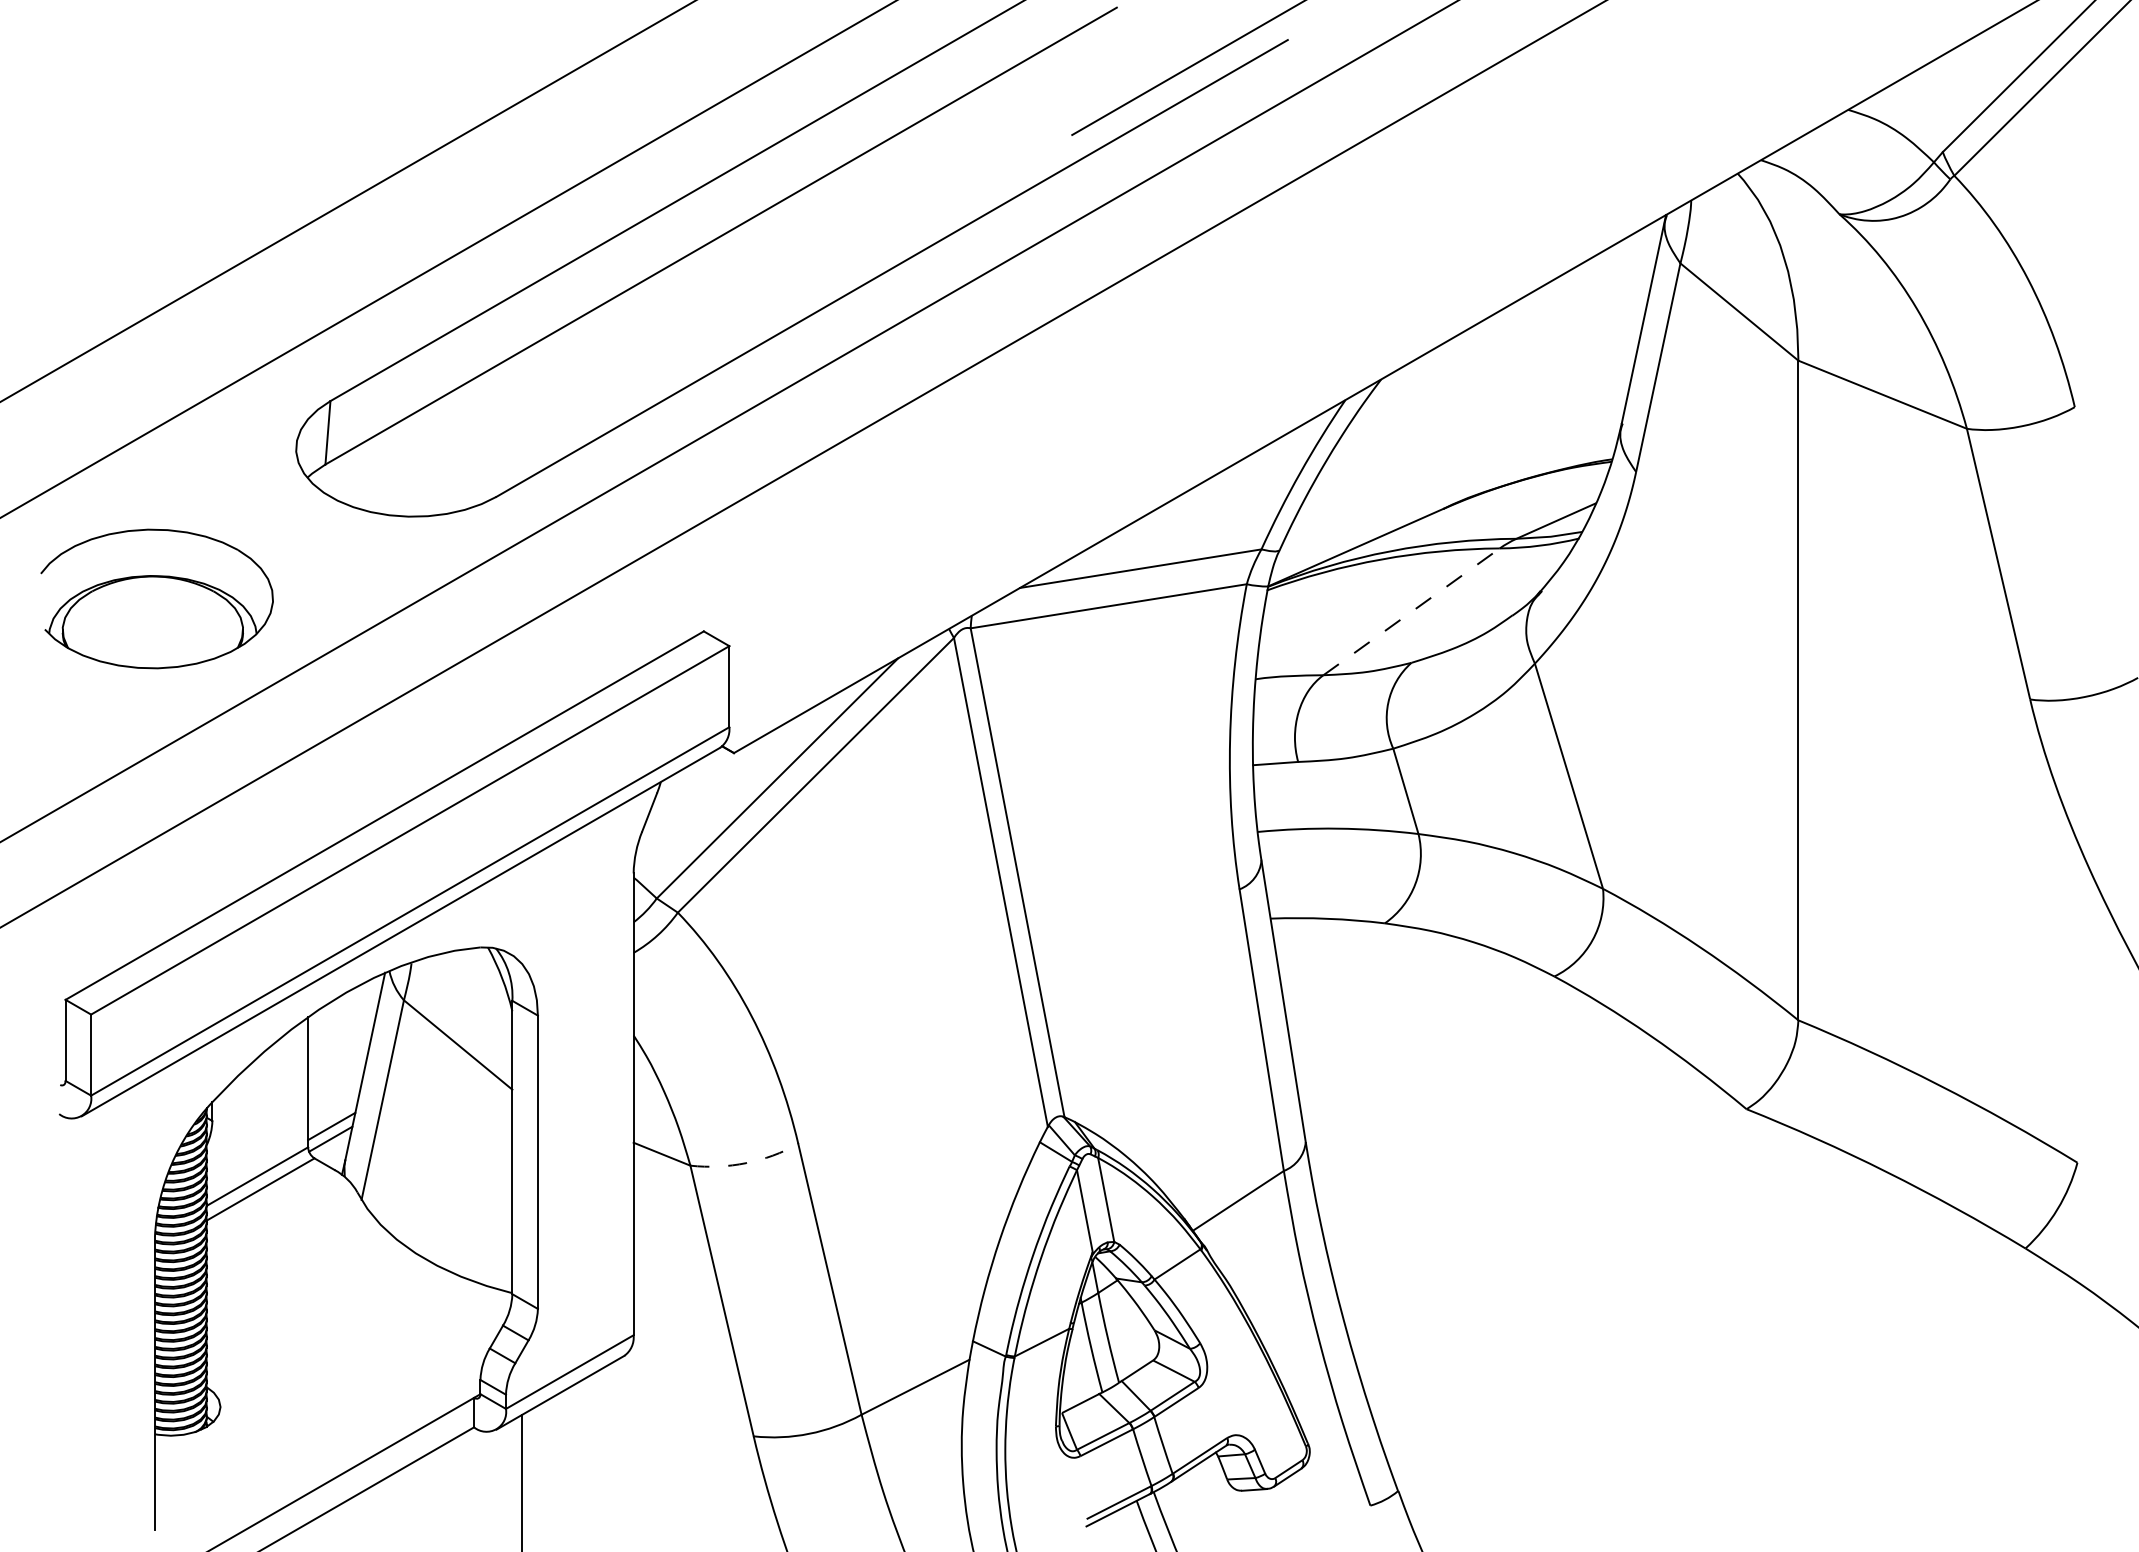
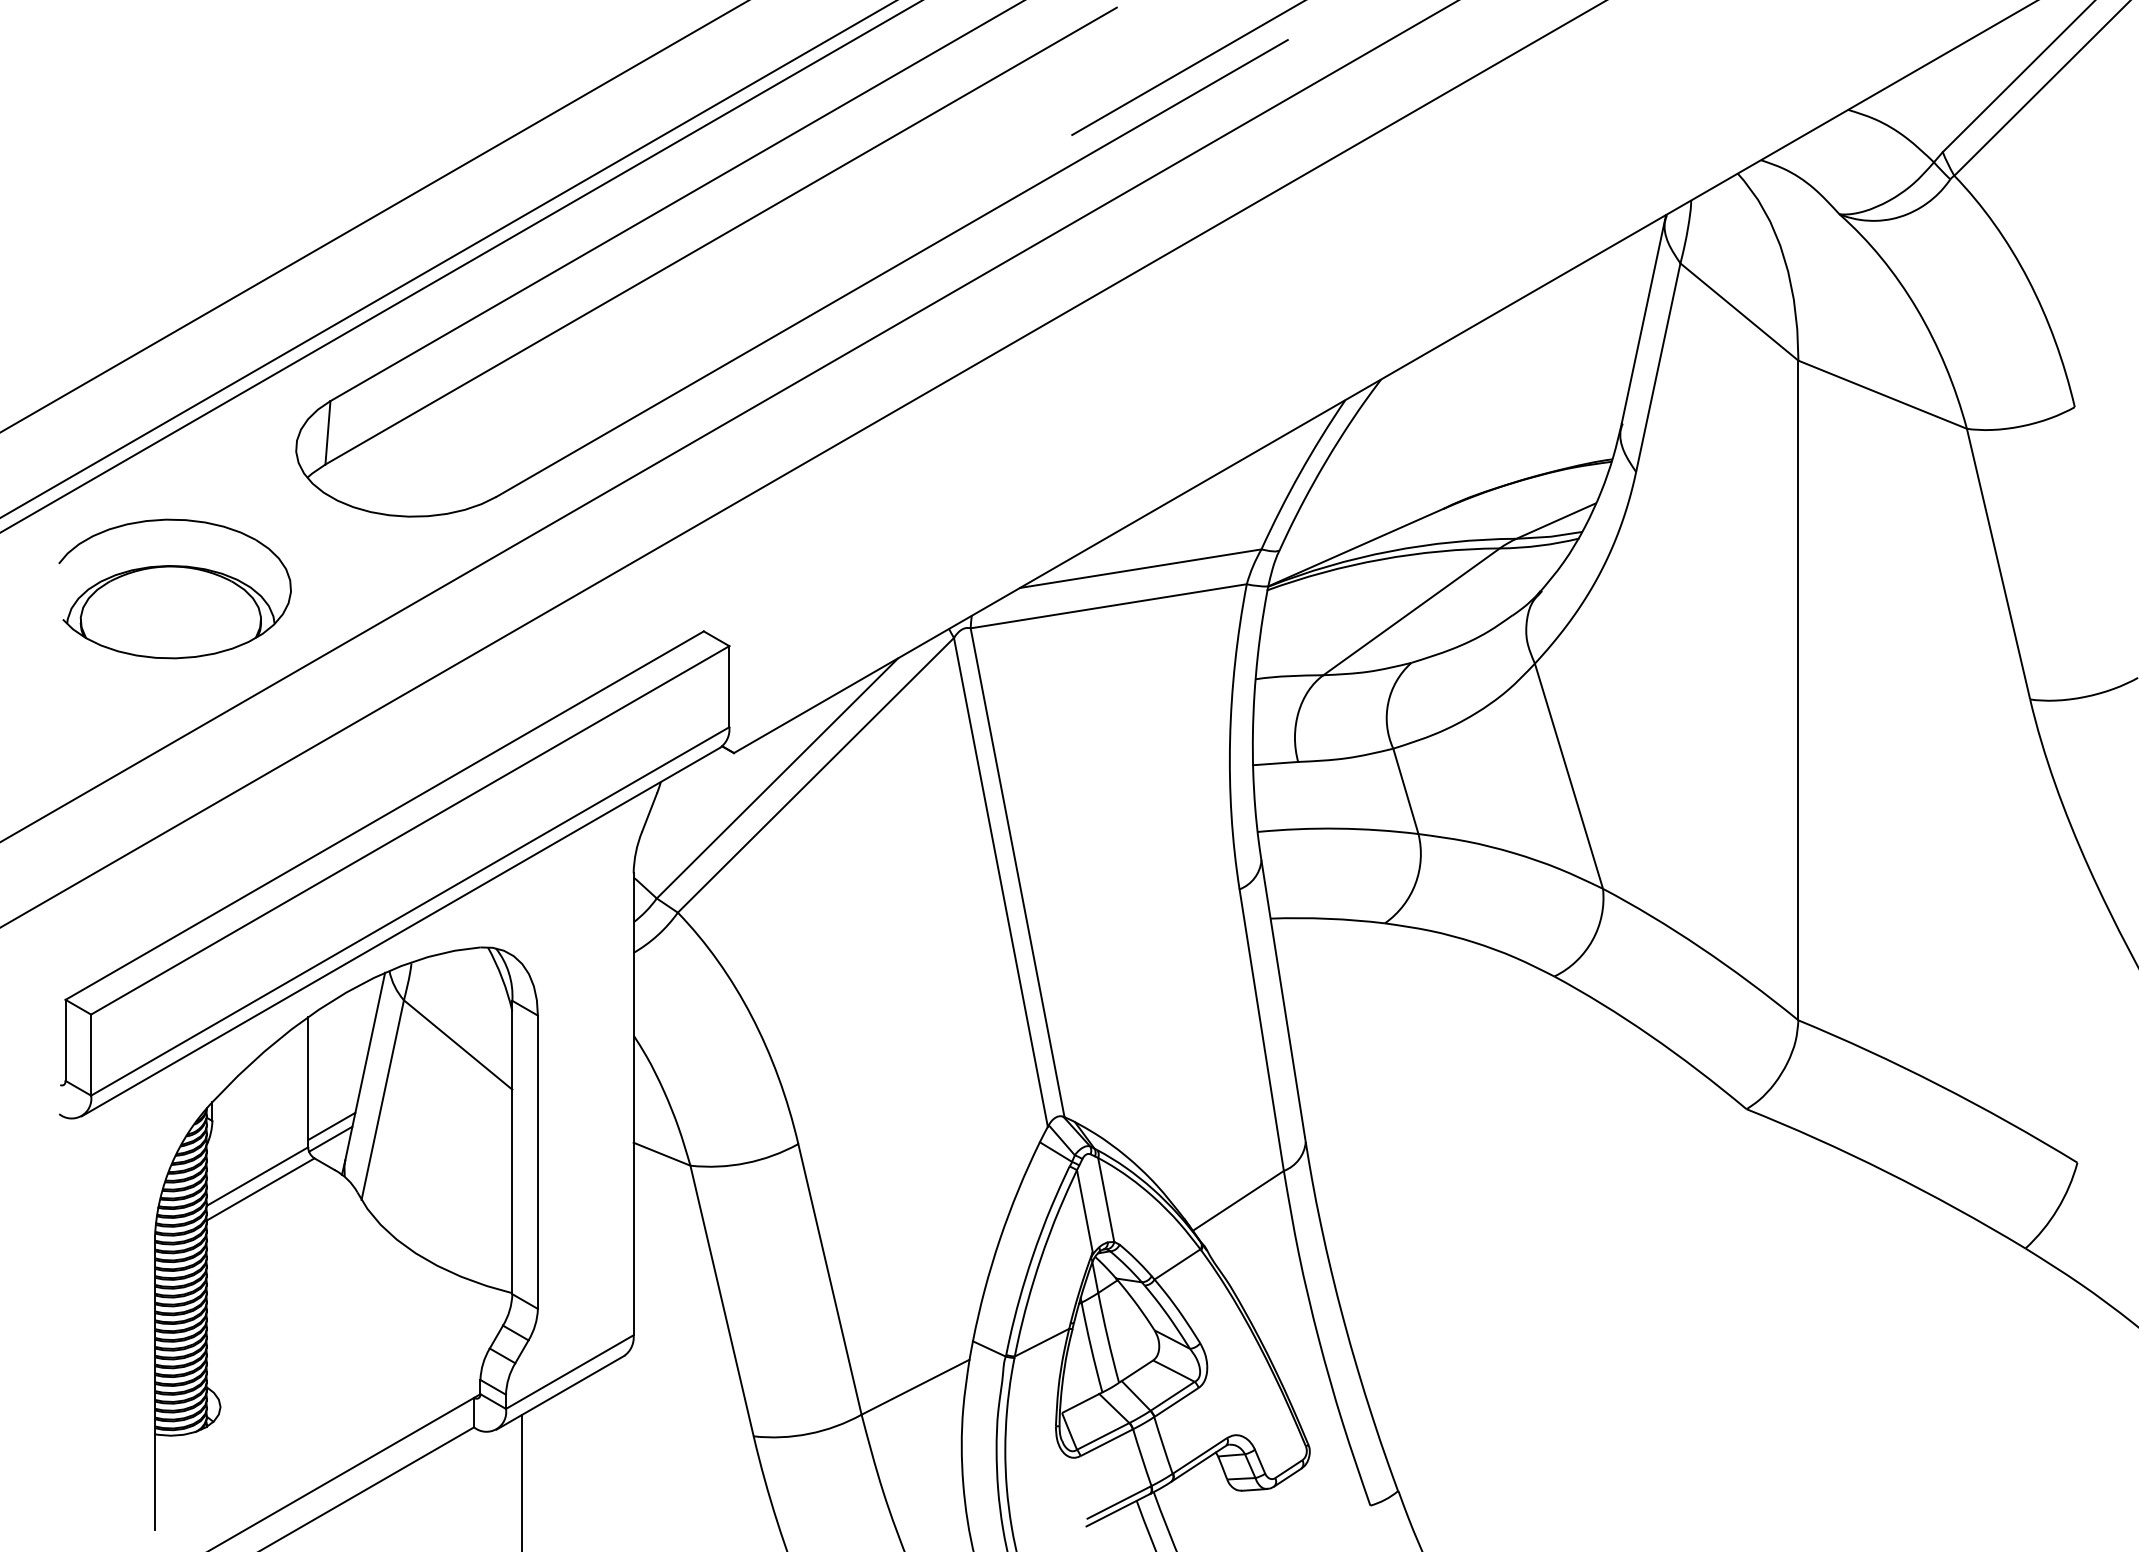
line position: (347, 201) -> (373, 216) (373, 216)
line: none -> present (460, 266)
part position: (156, 598) -> (174, 588) (174, 588)
line: dashed -> solid (1411, 611)
arc: dashed -> solid (746, 1163)
